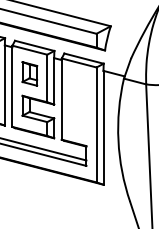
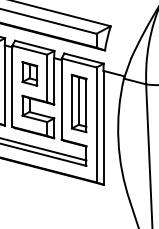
part: none -> present (78, 103)
